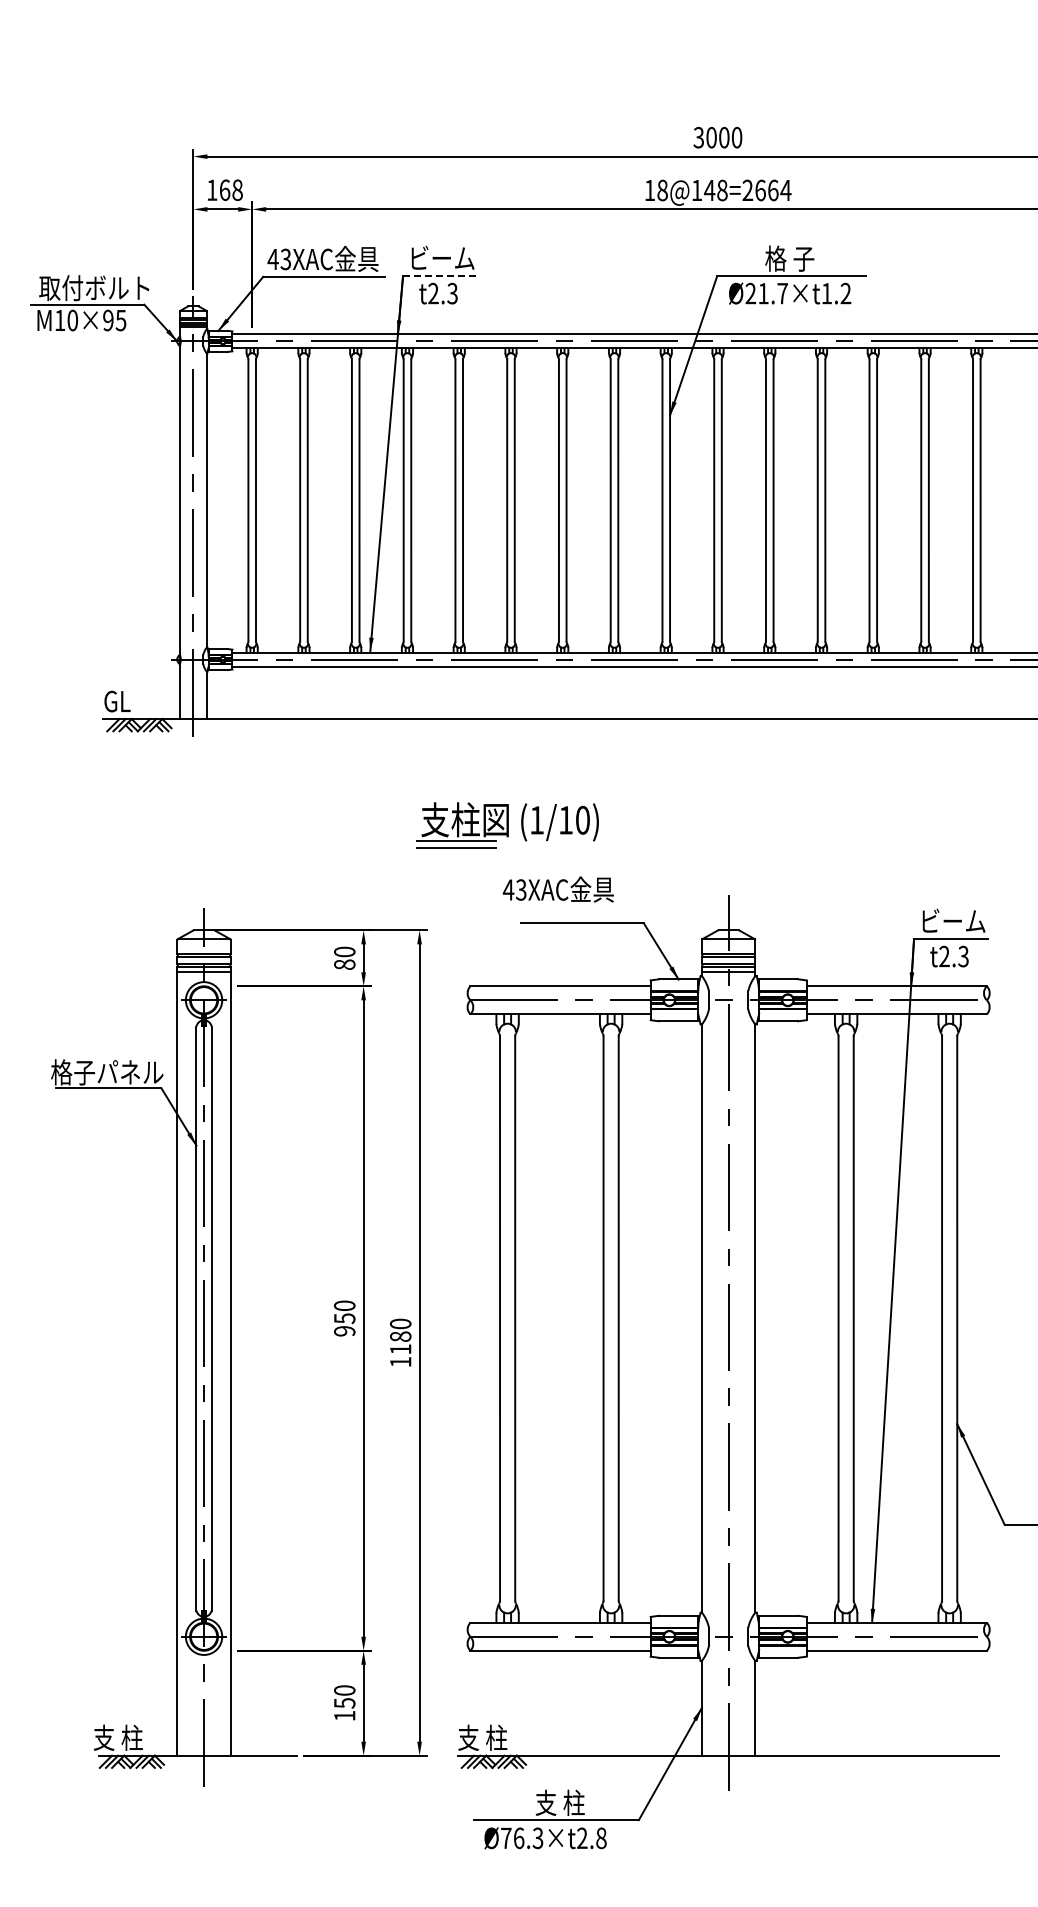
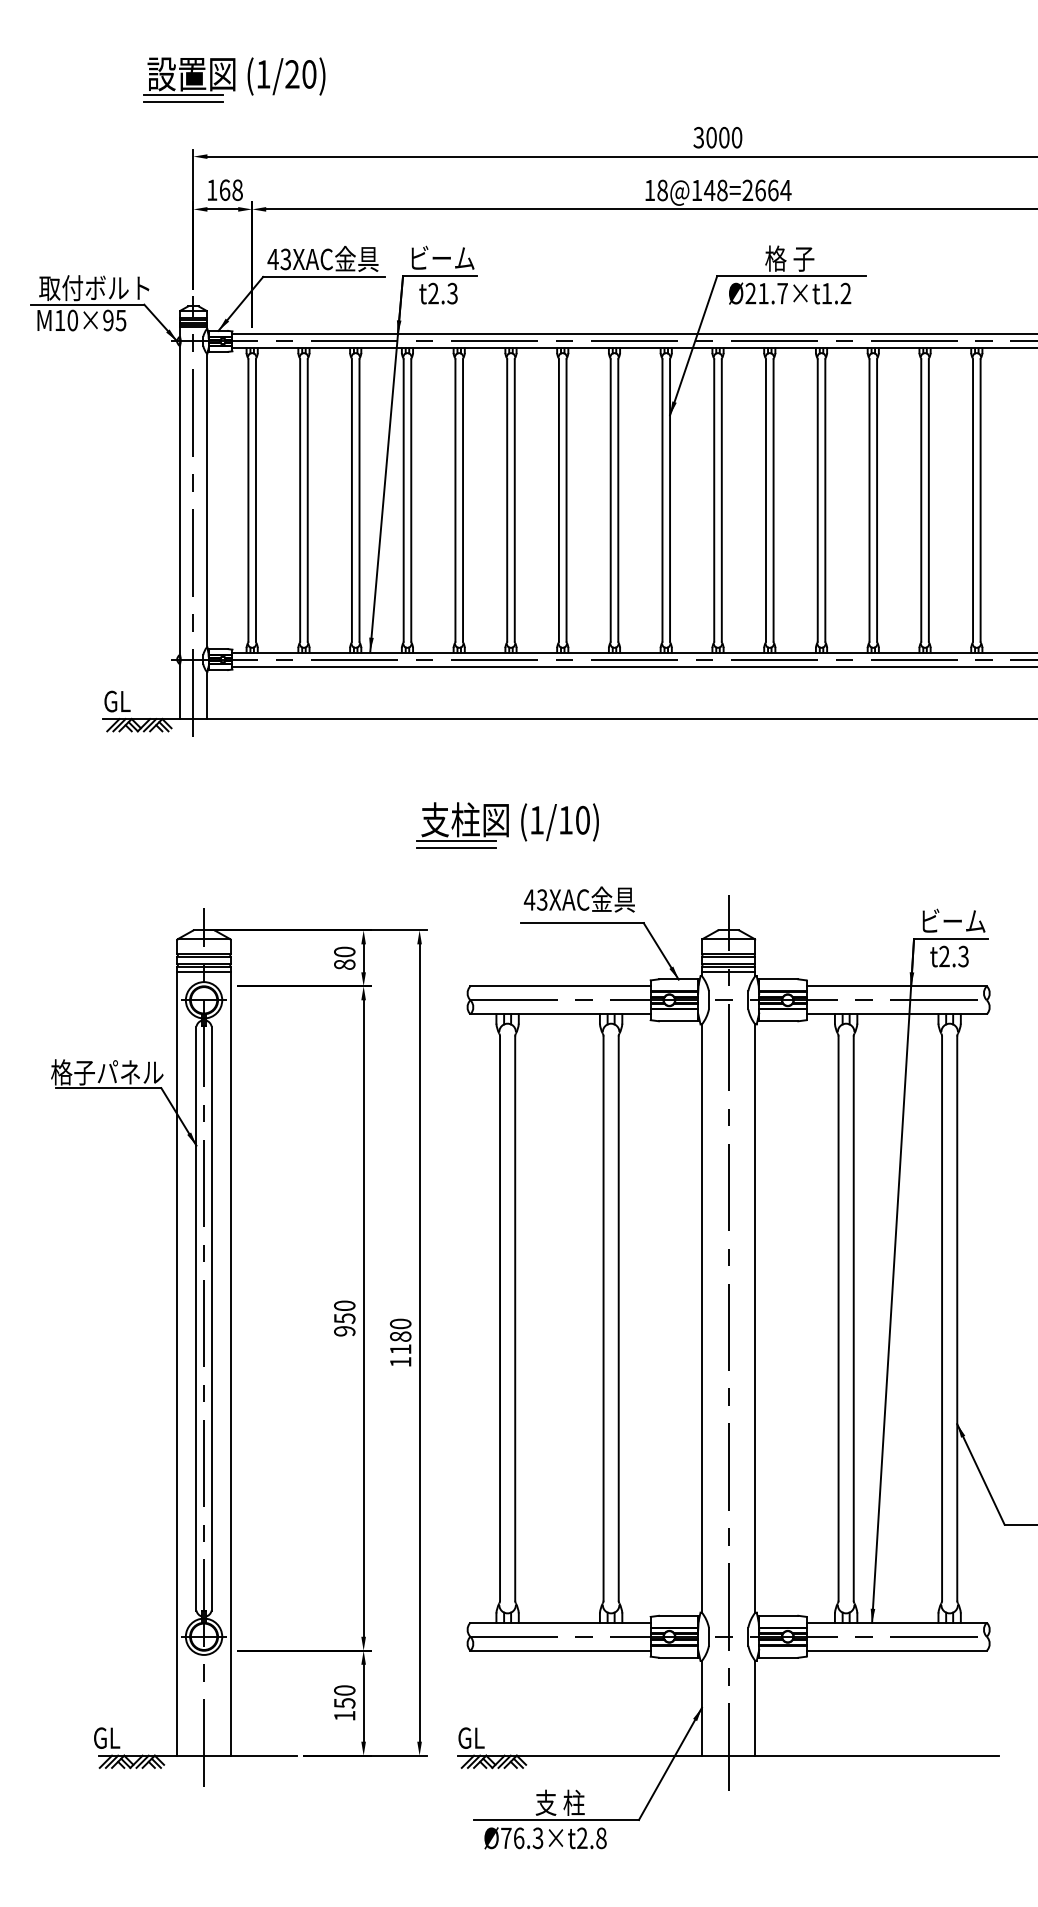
part: none -> present (234, 79)
line: dashed -> solid (440, 276)
text position: (557, 889) -> (578, 899) (578, 899)
text: 支 柱 -> GL (117, 1737)
text: 支 柱 -> GL (482, 1737)
